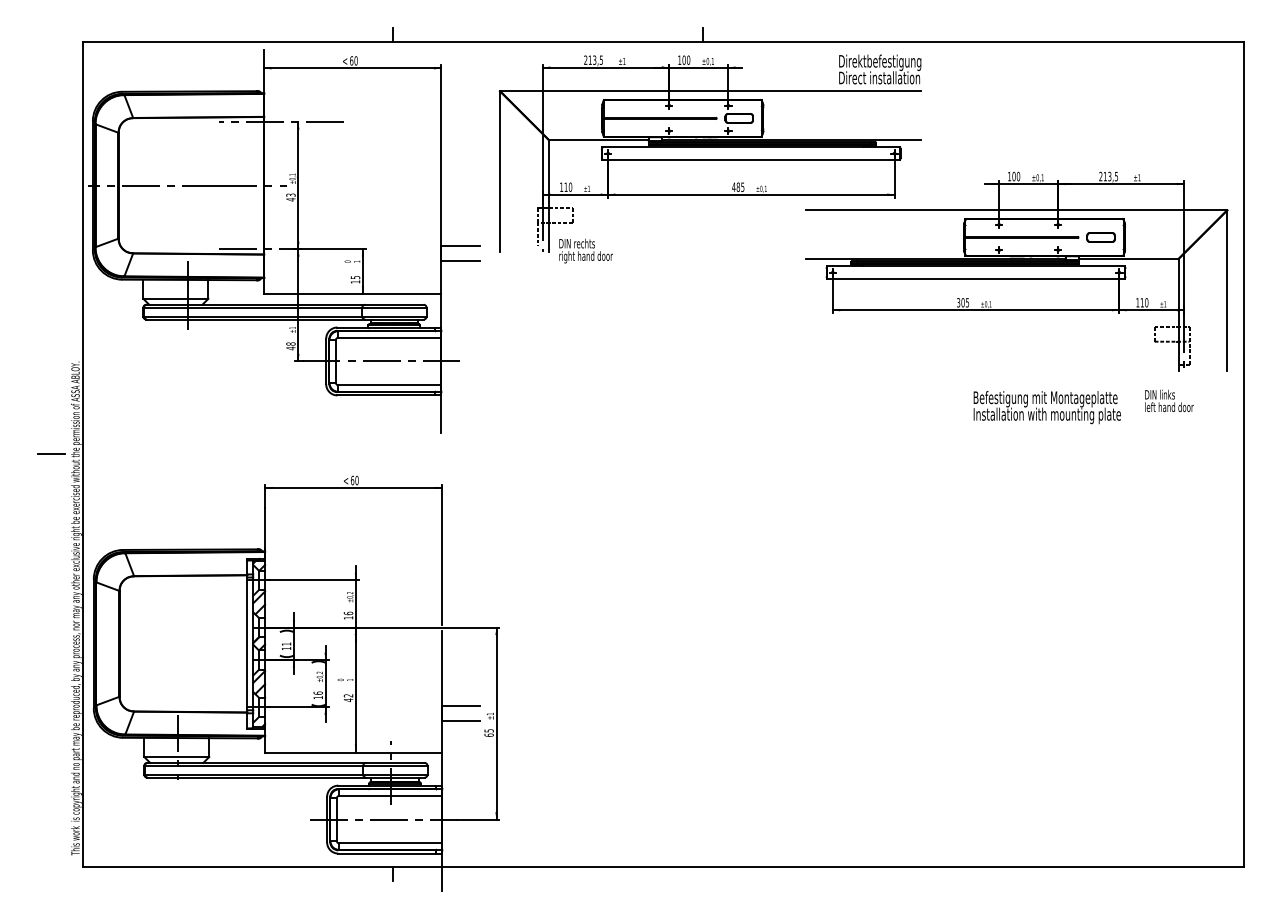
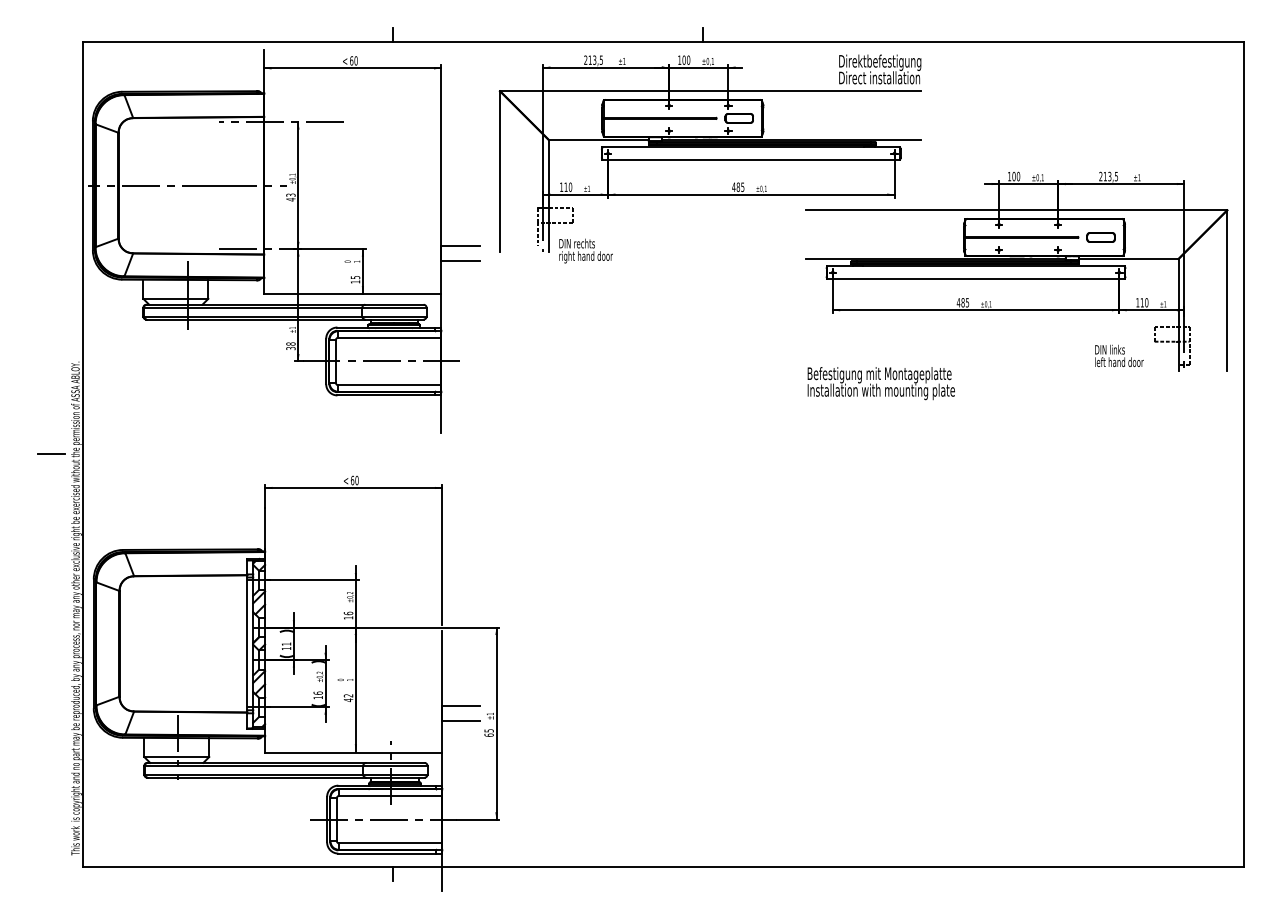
text: 305 -> 485 (960, 302)
text: 48 -> 38 (290, 348)
text position: (1169, 400) -> (1119, 355) (1119, 355)
text position: (1046, 407) -> (880, 383) (880, 383)
